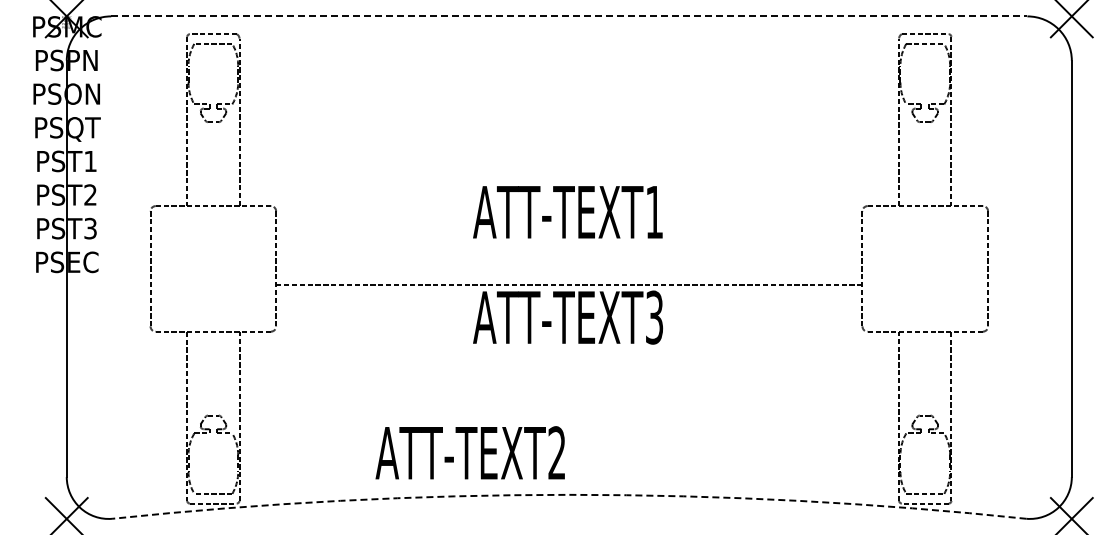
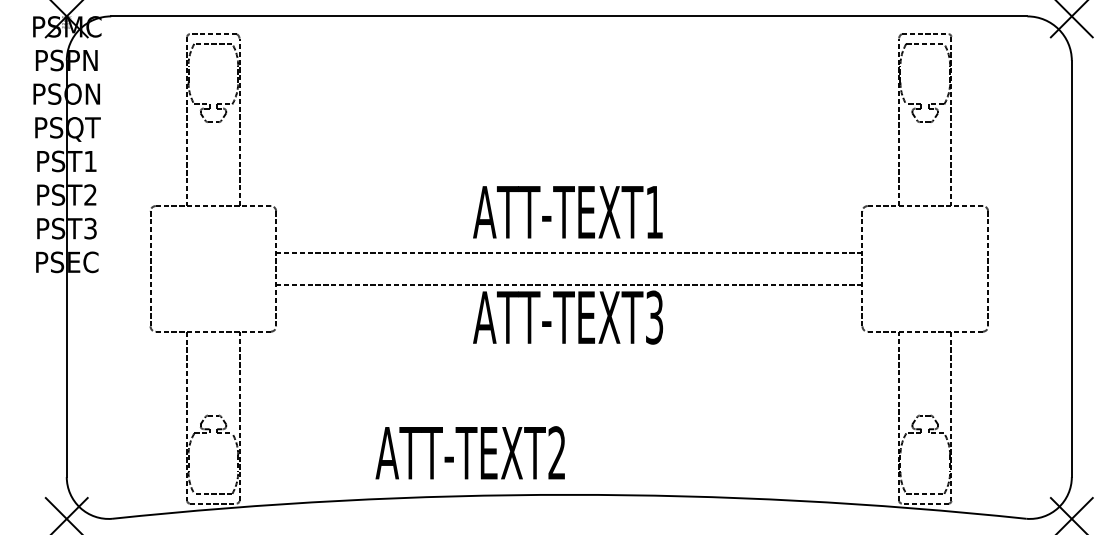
line: dashed -> solid (569, 16)
line: none -> present (569, 253)
arc: dashed -> solid (569, 494)
